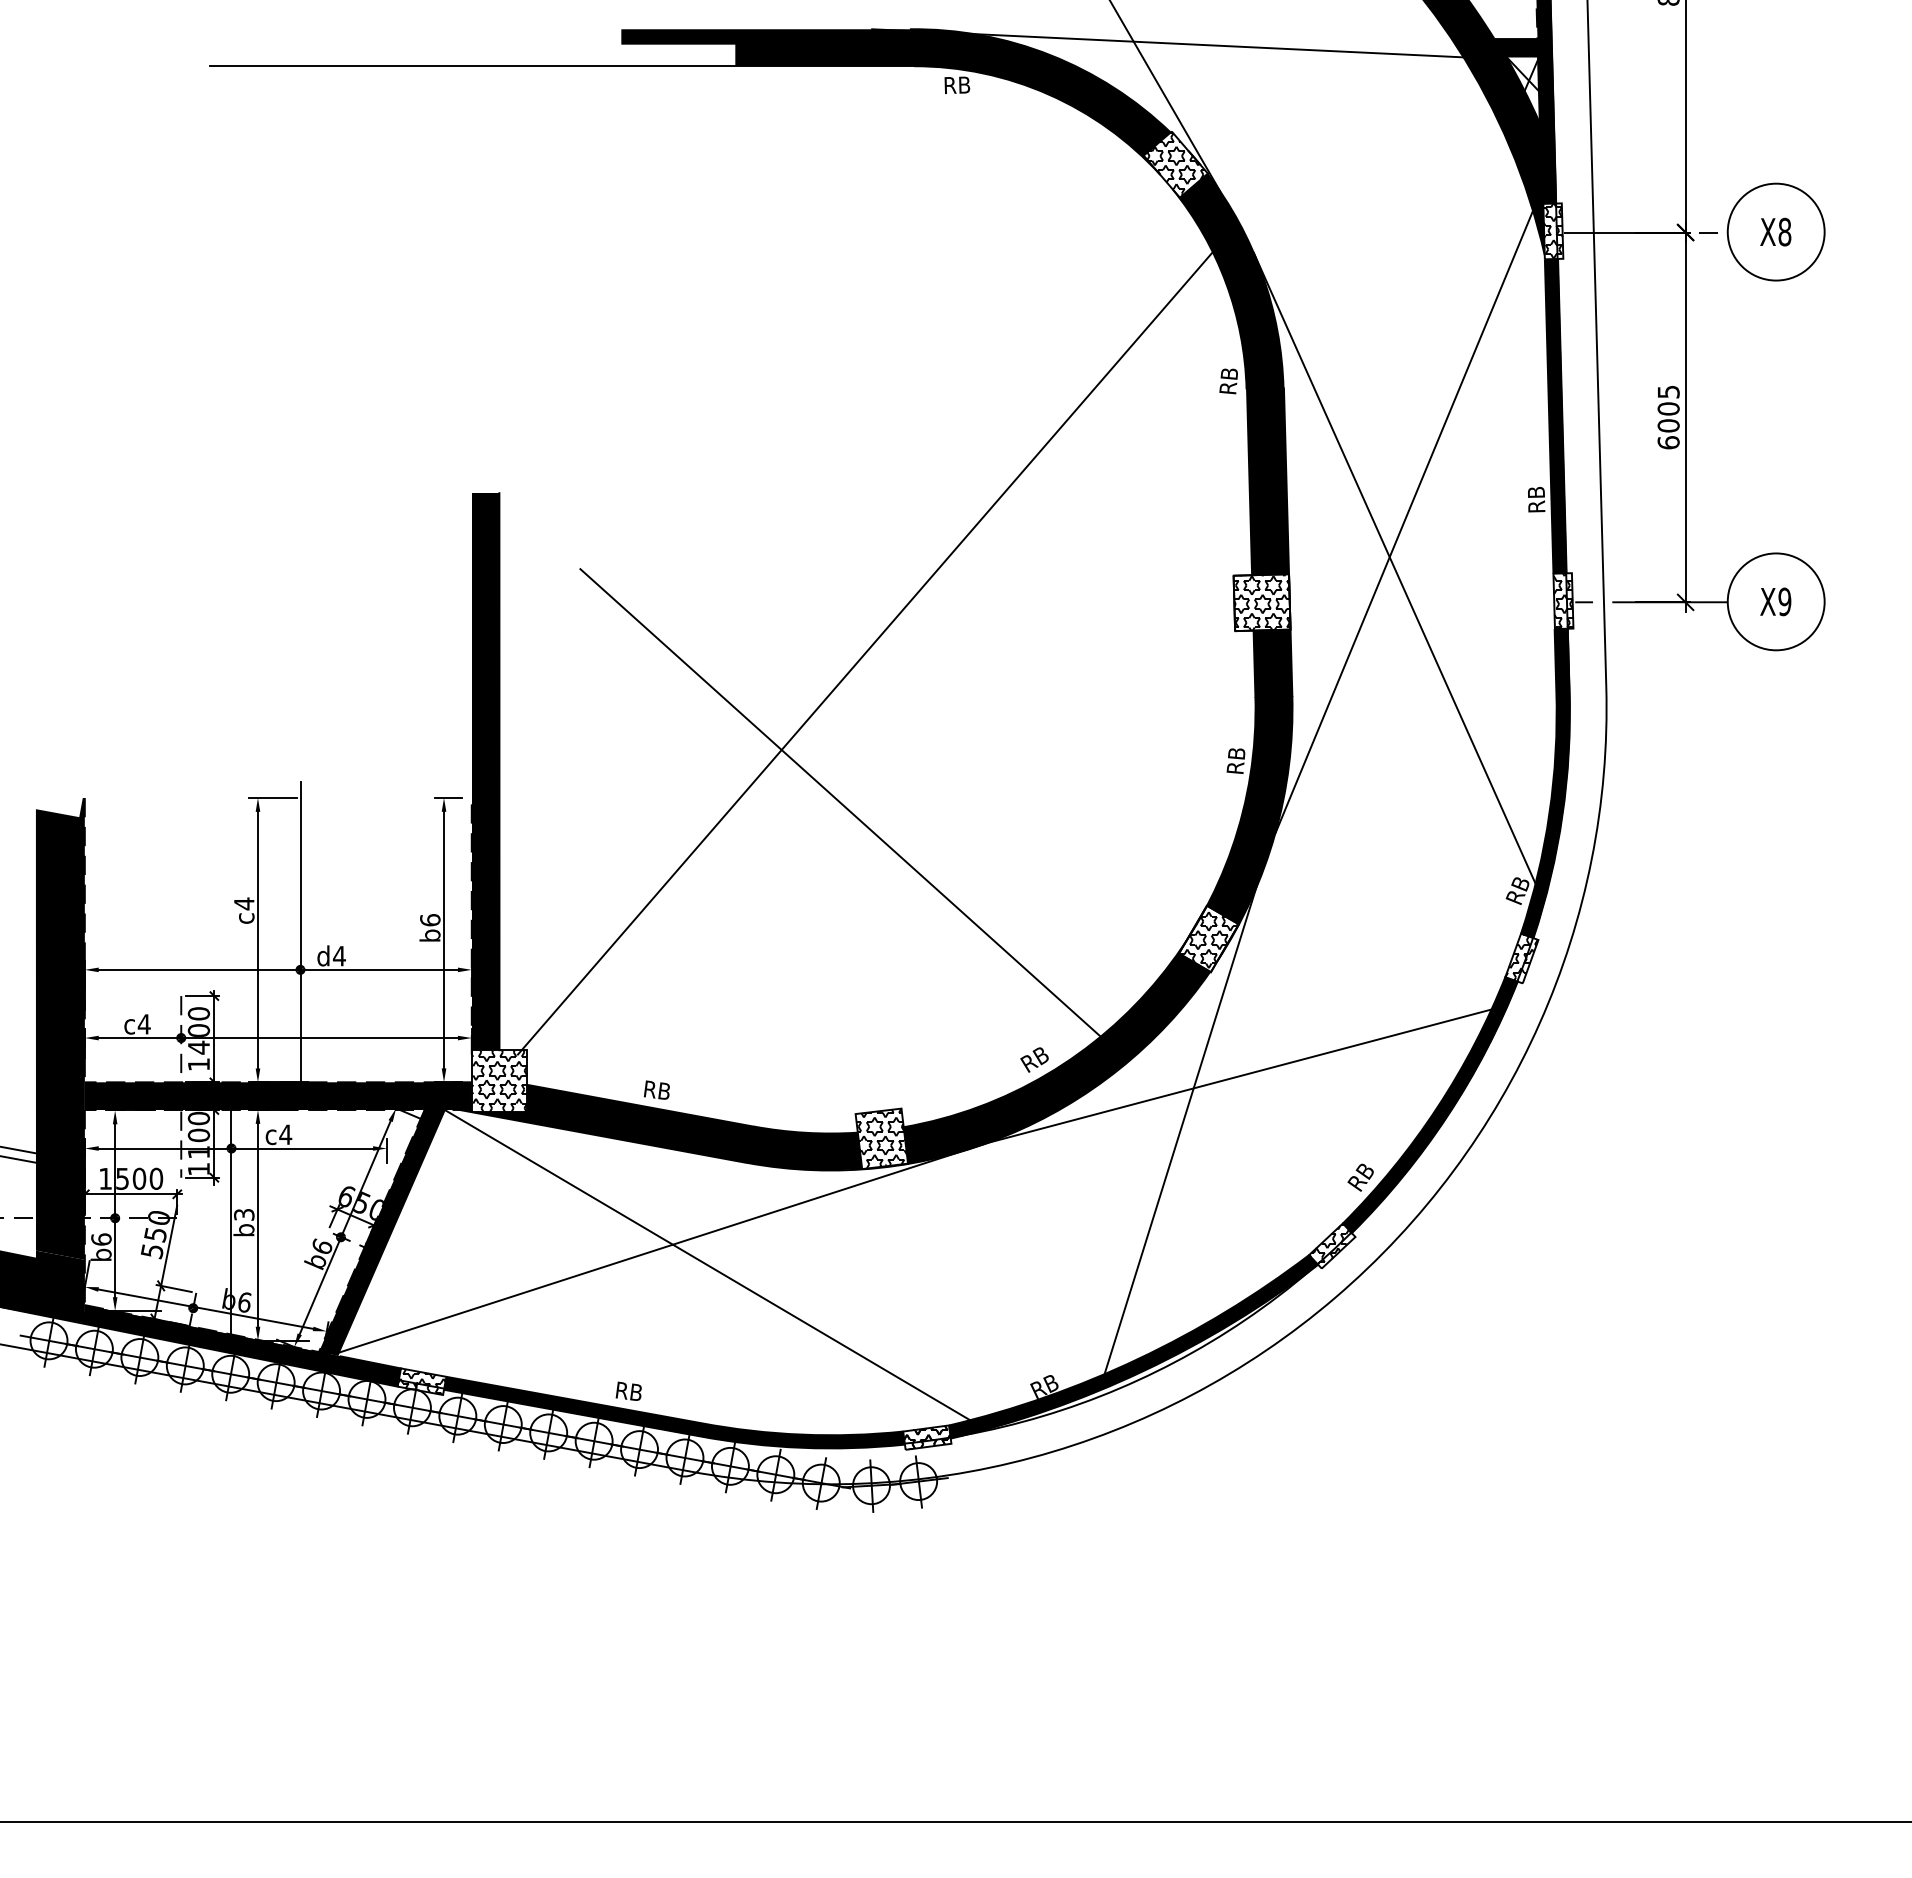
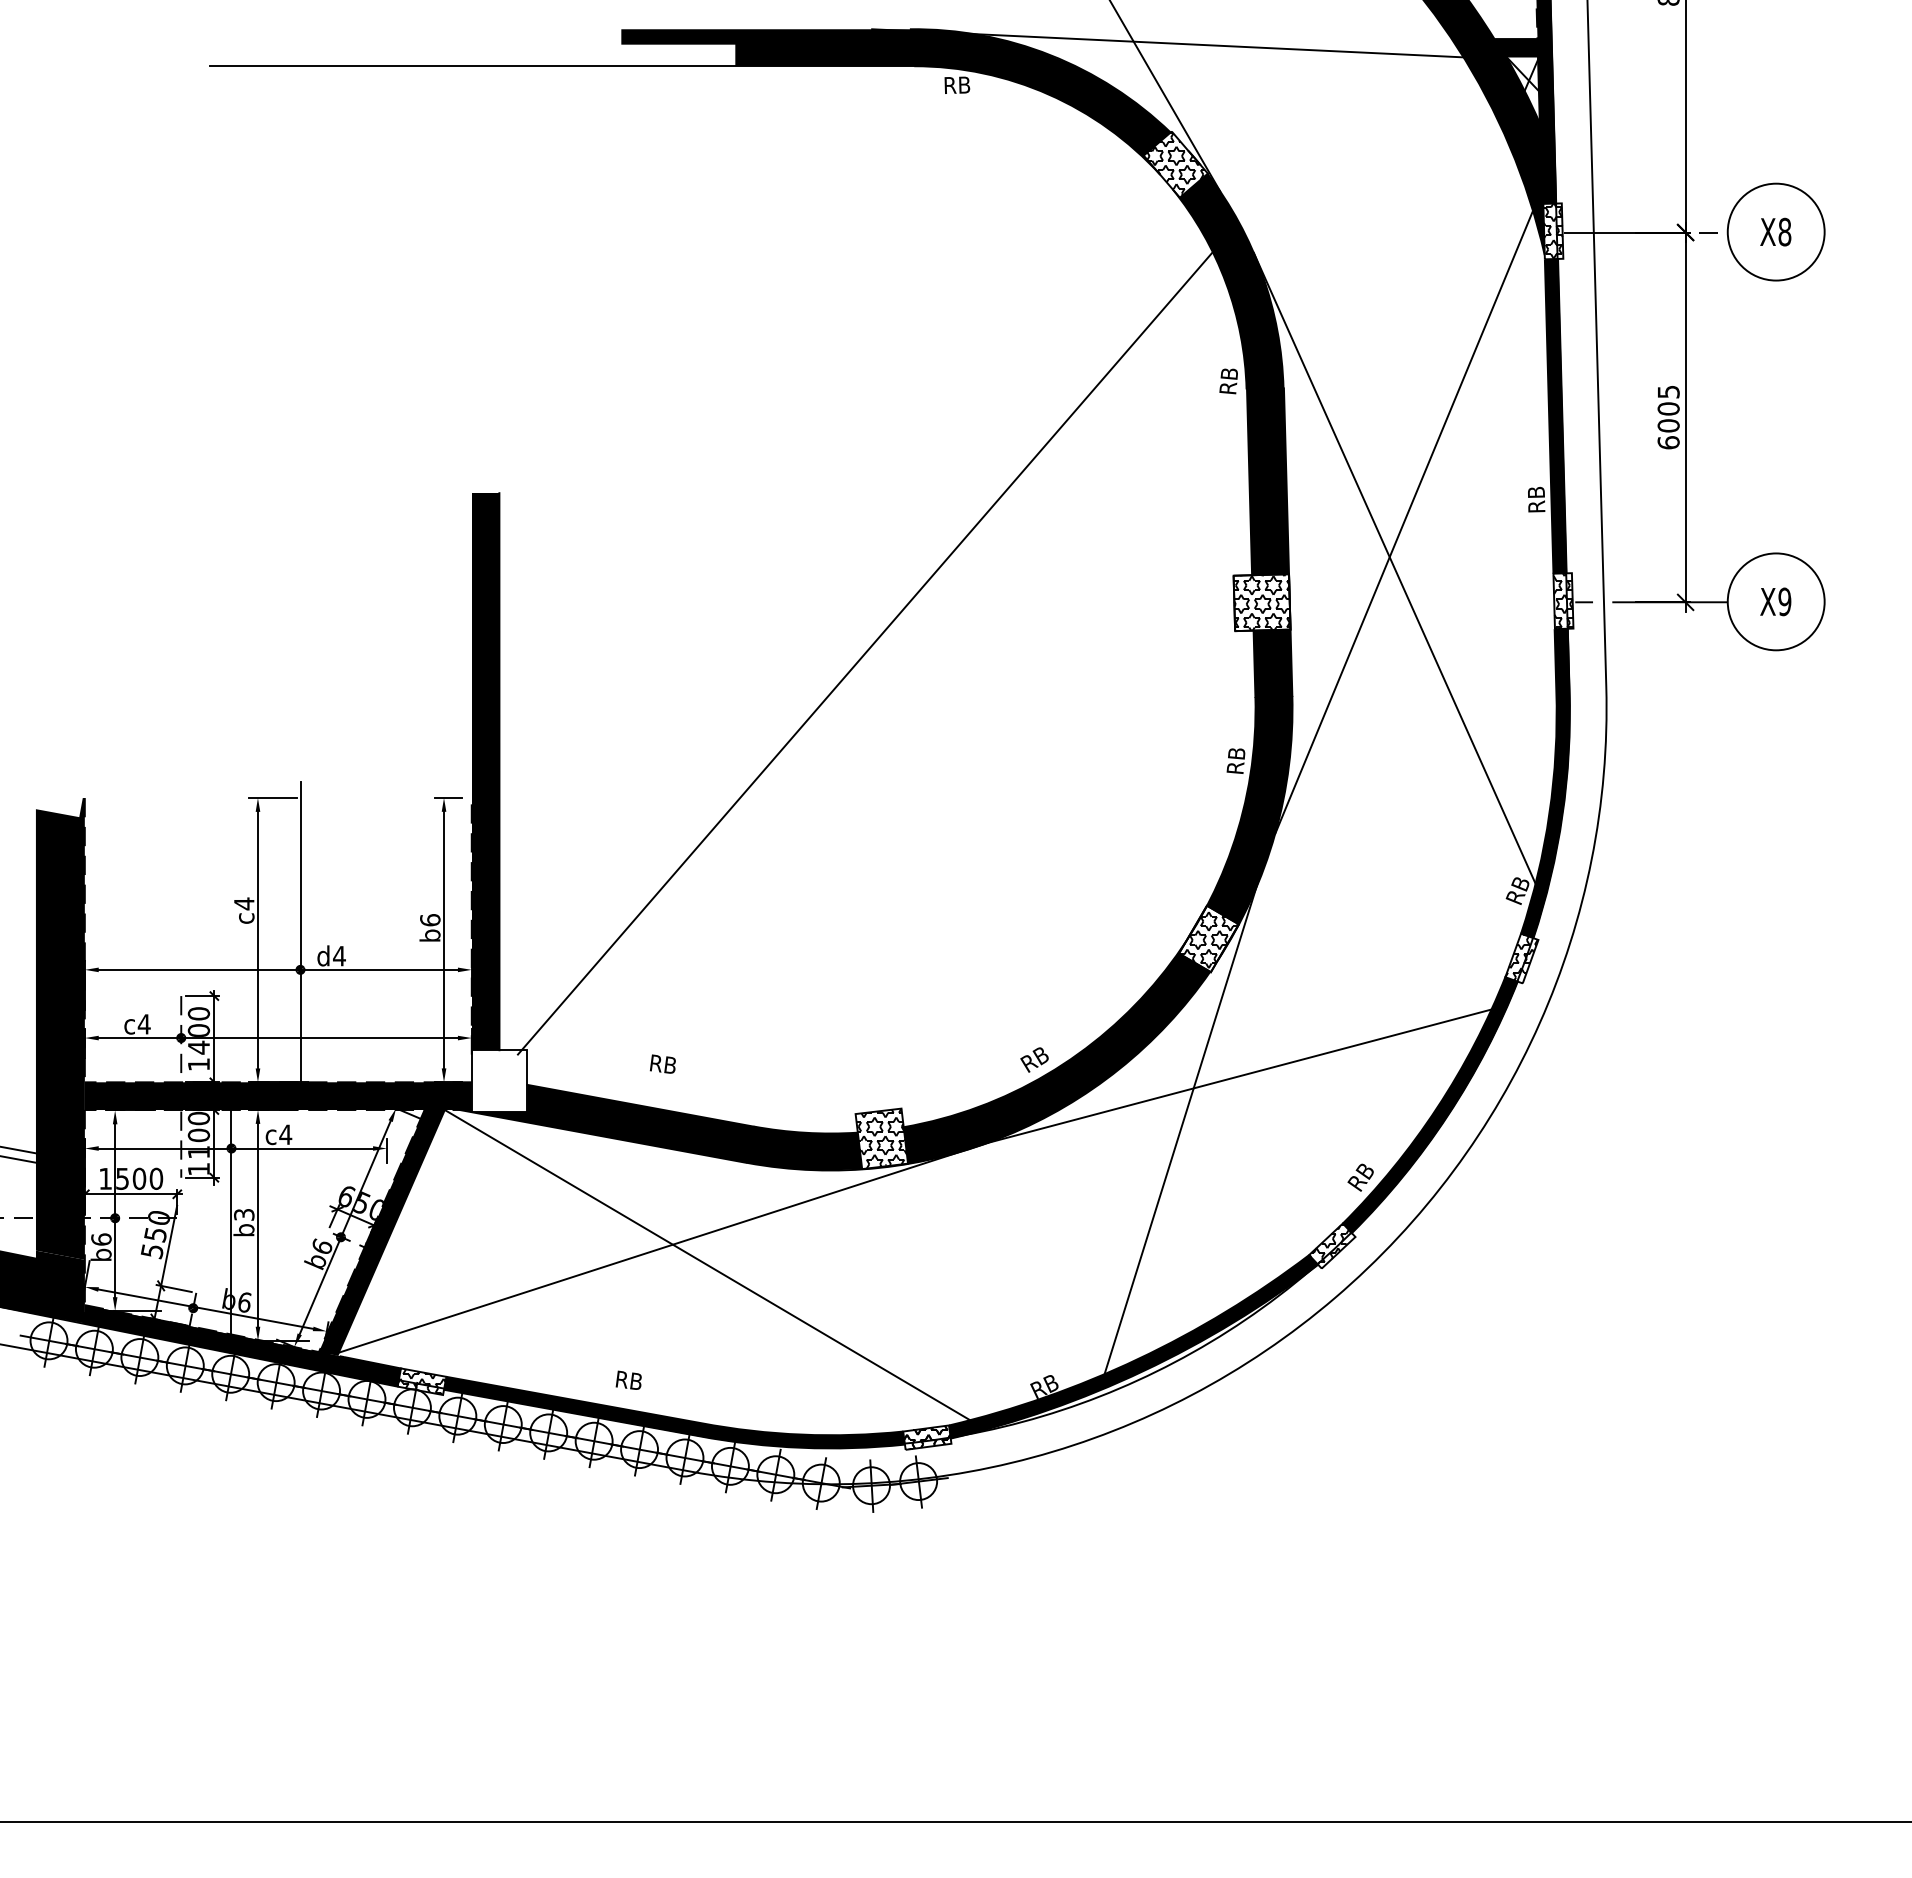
line: present -> none (841, 803)
hatch: present -> none (499, 1080)
text position: (656, 1089) -> (662, 1063) (662, 1063)
text position: (628, 1390) -> (628, 1379) (628, 1379)
